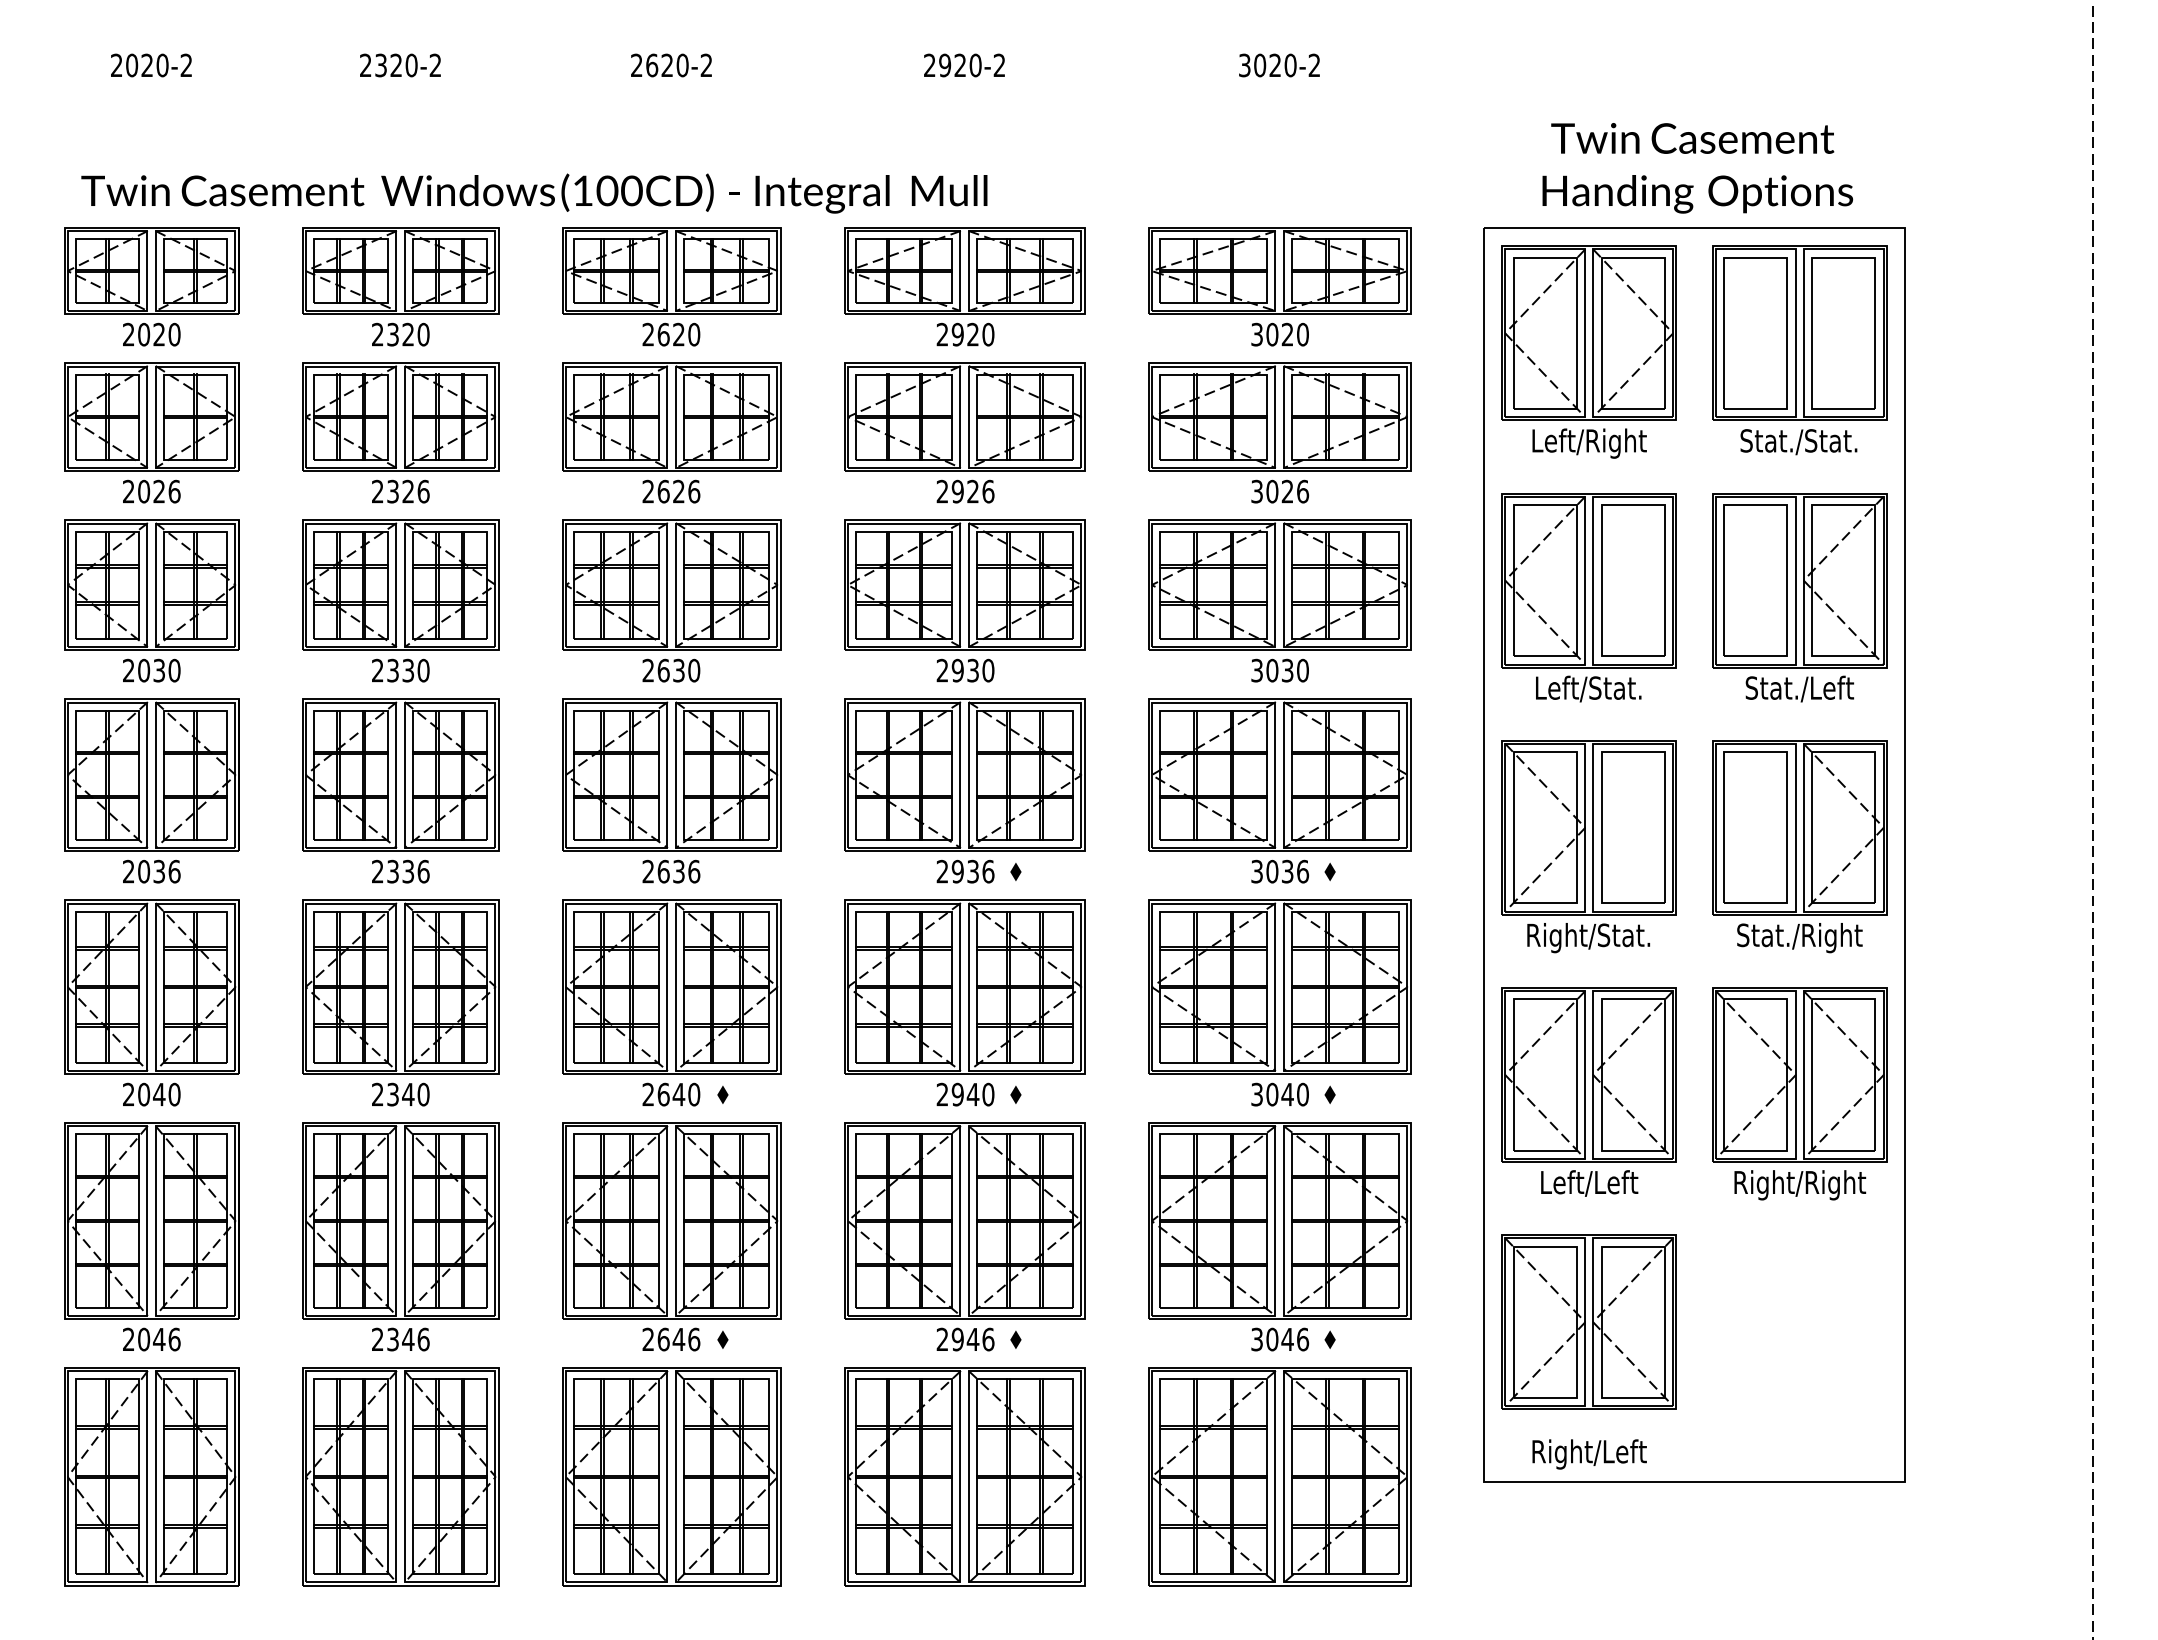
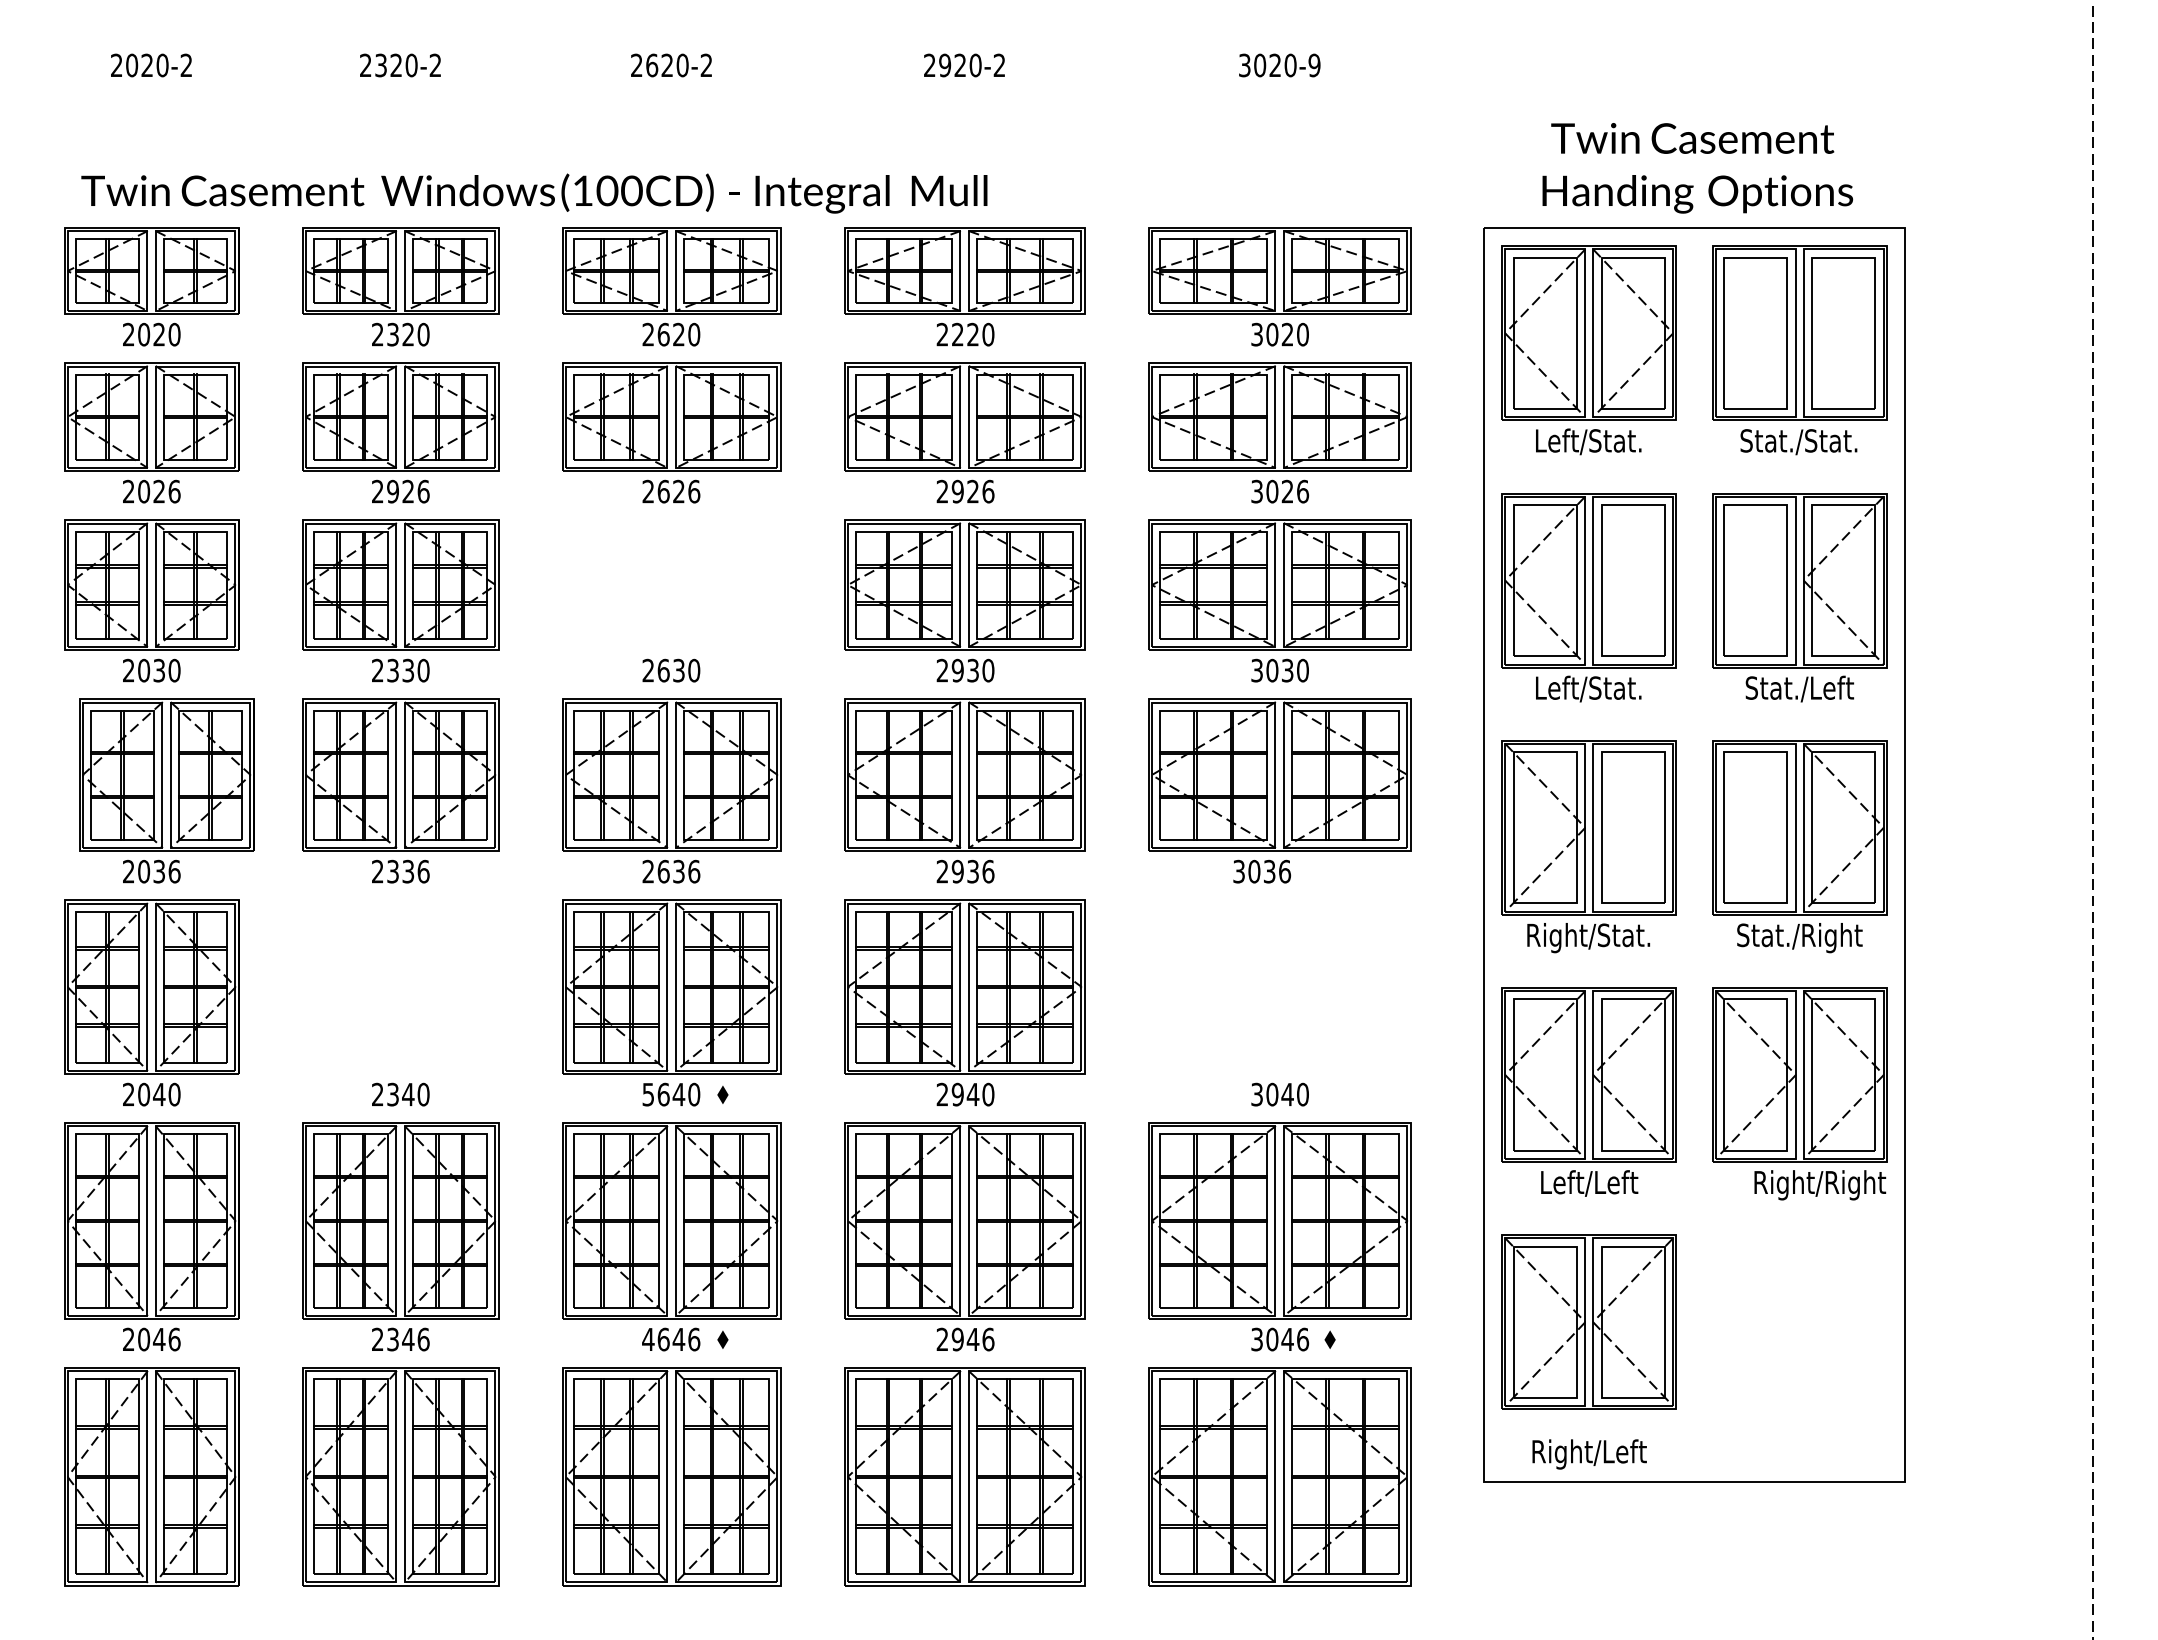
text: 3020-2 -> 3020-9 (1314, 65)
text: 2920 -> 2220 (957, 334)
text: Left/Right -> Left/Stat. (1589, 443)
text: 2326 -> 2926 (392, 491)
part: present -> none (671, 584)
part position: (151, 774) -> (166, 774) (166, 774)
fill: present -> none (1015, 871)
text position: (1280, 871) -> (1262, 871) (1262, 871)
fill: present -> none (1329, 871)
part: present -> none (400, 986)
part: present -> none (1279, 986)
text: 2640 -> 5640 (647, 1094)
fill: present -> none (1015, 1094)
fill: present -> none (1329, 1094)
text position: (1800, 1185) -> (1820, 1185) (1820, 1185)
text: 2646 -> 4646 (648, 1338)
fill: present -> none (1015, 1339)
